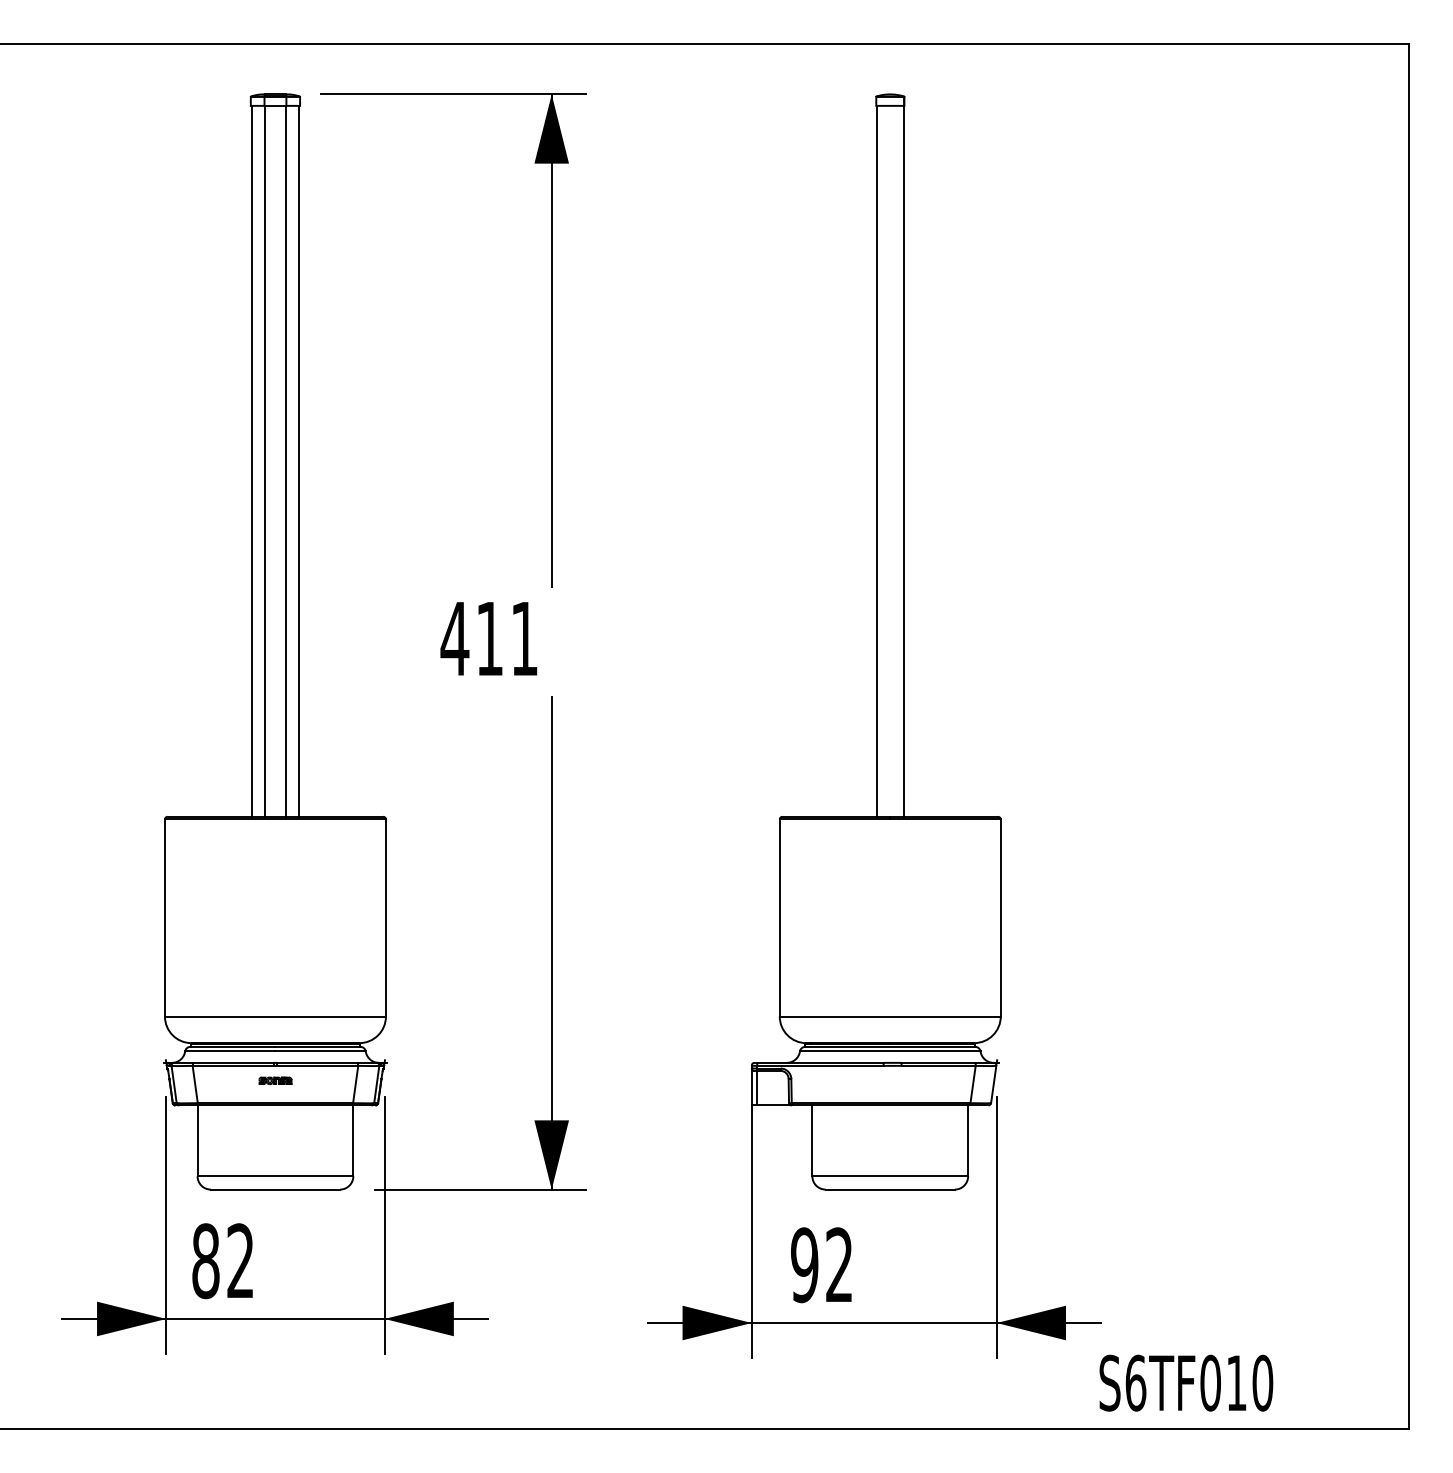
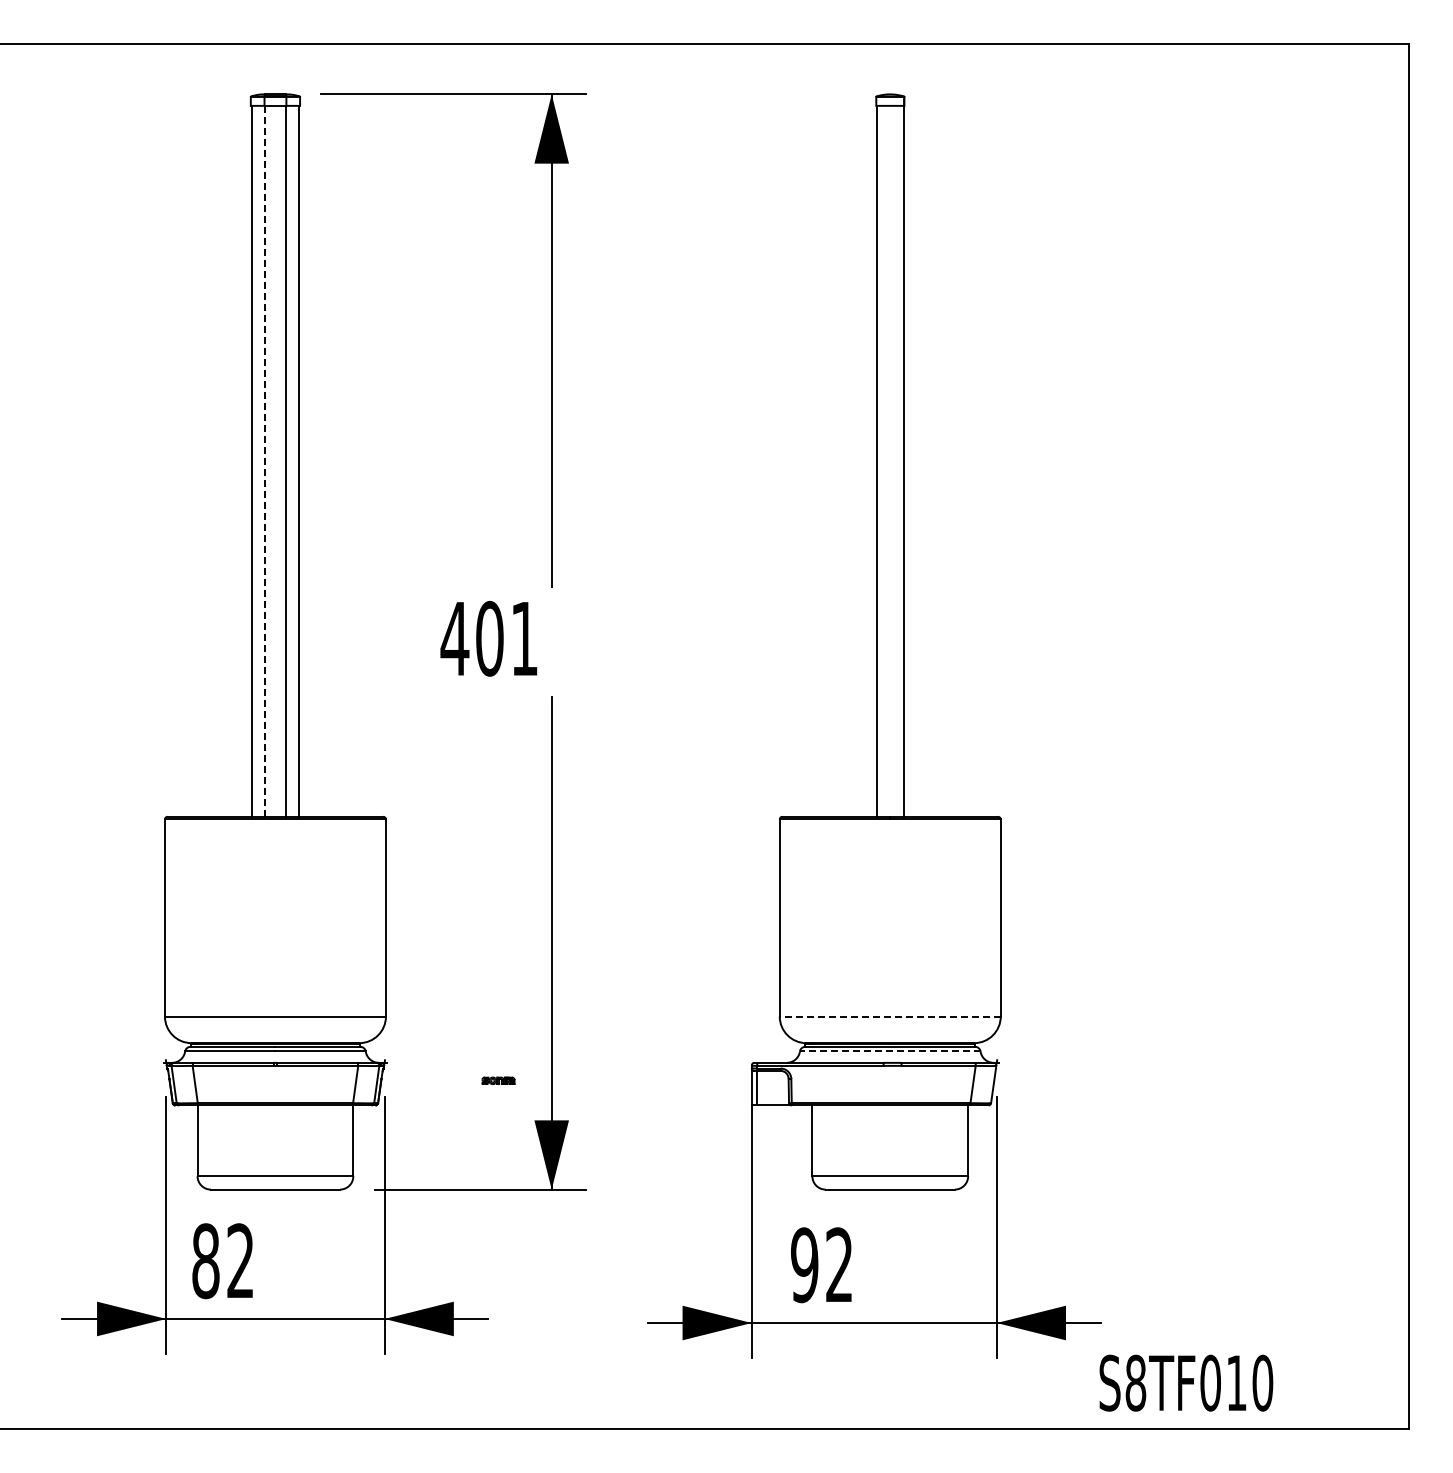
line: solid -> dashed (264, 460)
text: 411 -> 401 (489, 638)
line: solid -> dashed (890, 1016)
line: solid -> dashed (889, 1051)
part position: (275, 1080) -> (498, 1080) (498, 1080)
text: S6TF010 -> S8TF010 (1135, 1382)
